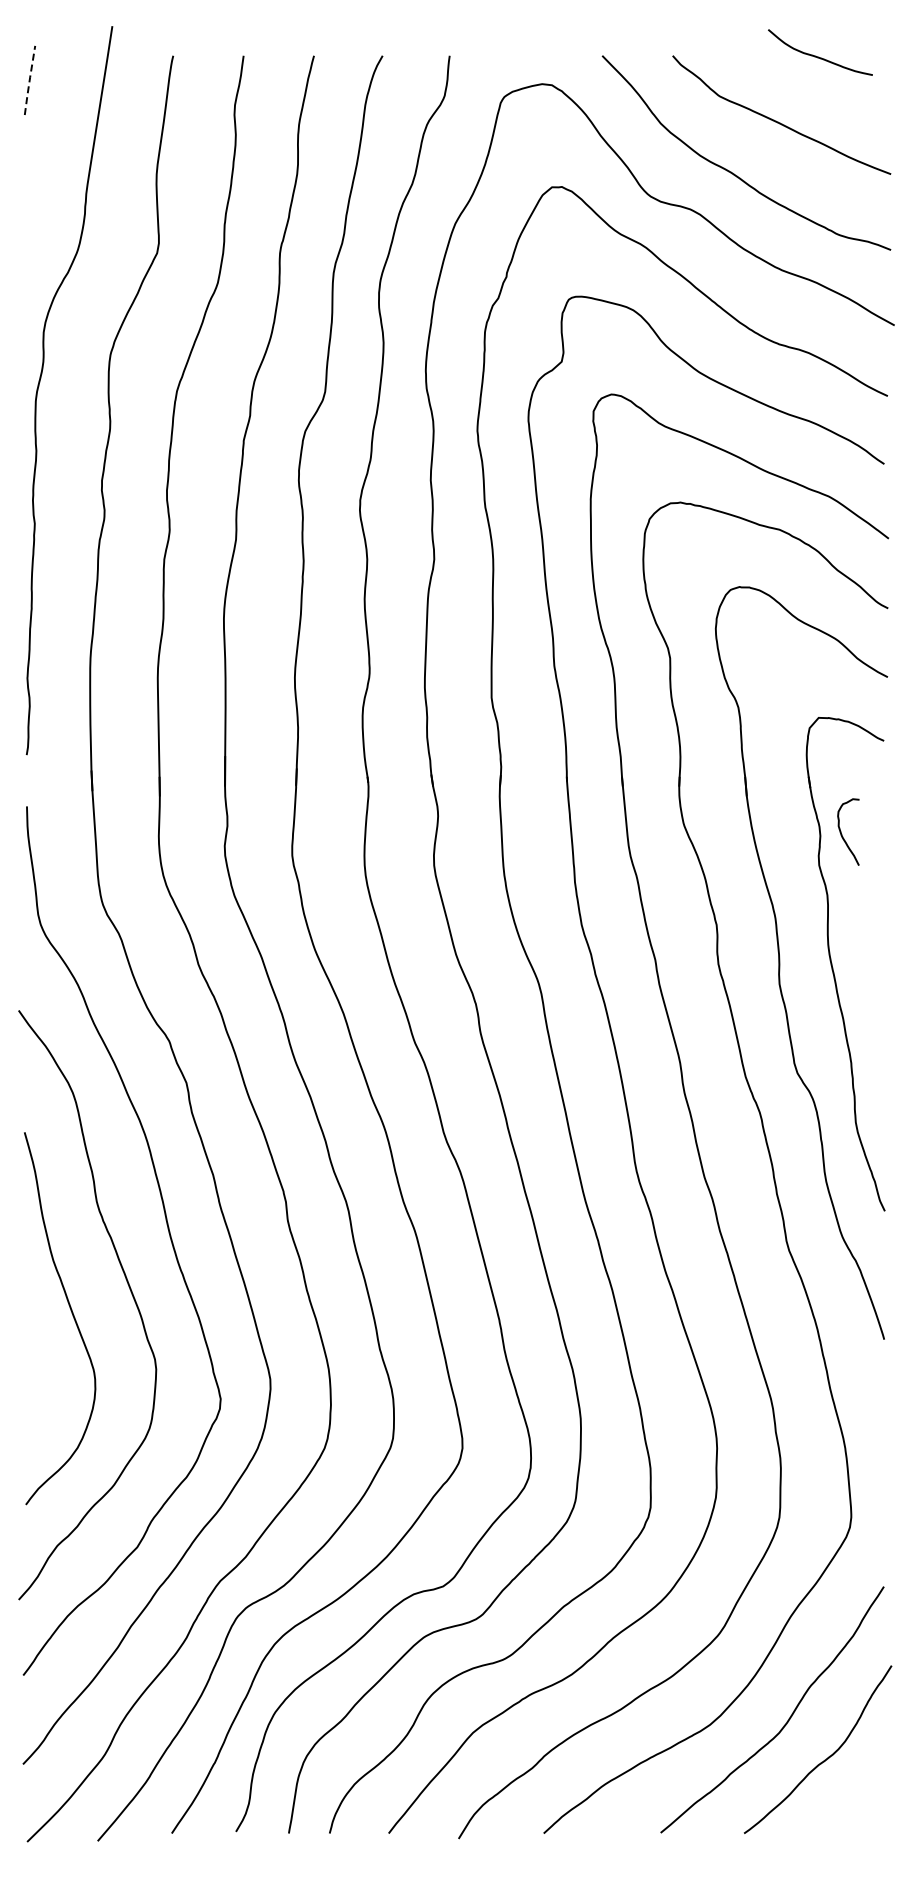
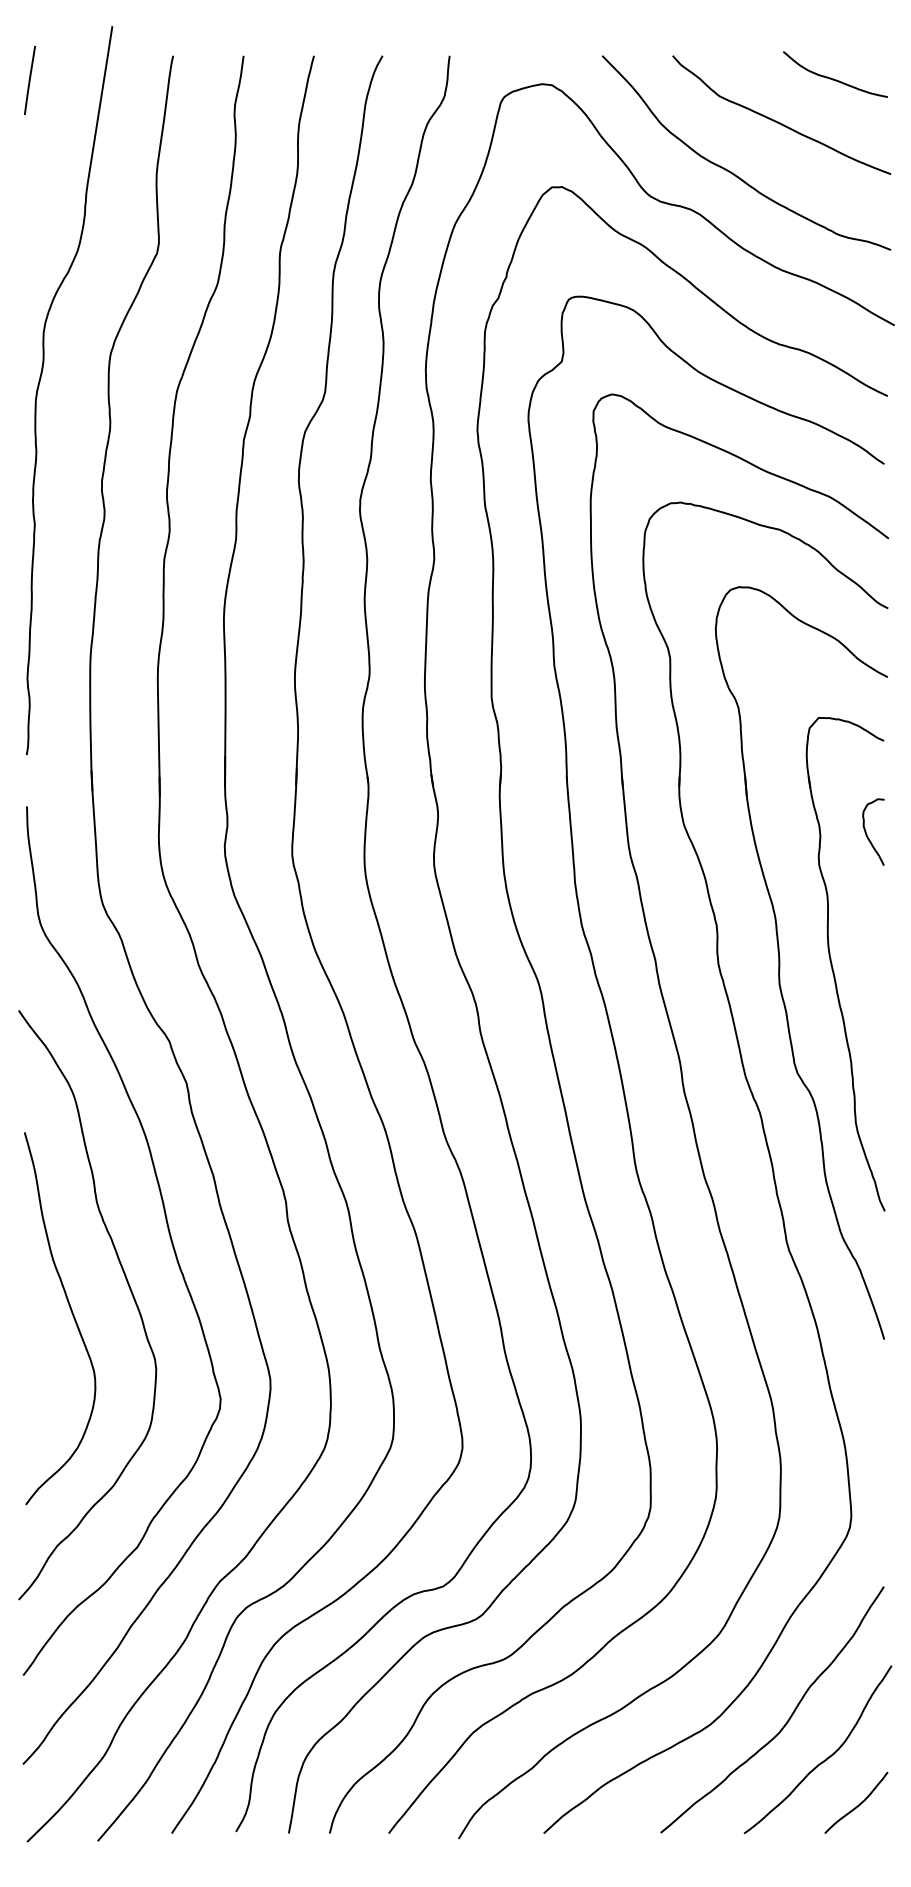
curve position: (818, 56) -> (833, 78) (833, 78)
line: dashed -> solid (29, 79)
curve position: (842, 834) -> (867, 834) (867, 834)
curve: none -> present (858, 1804)
